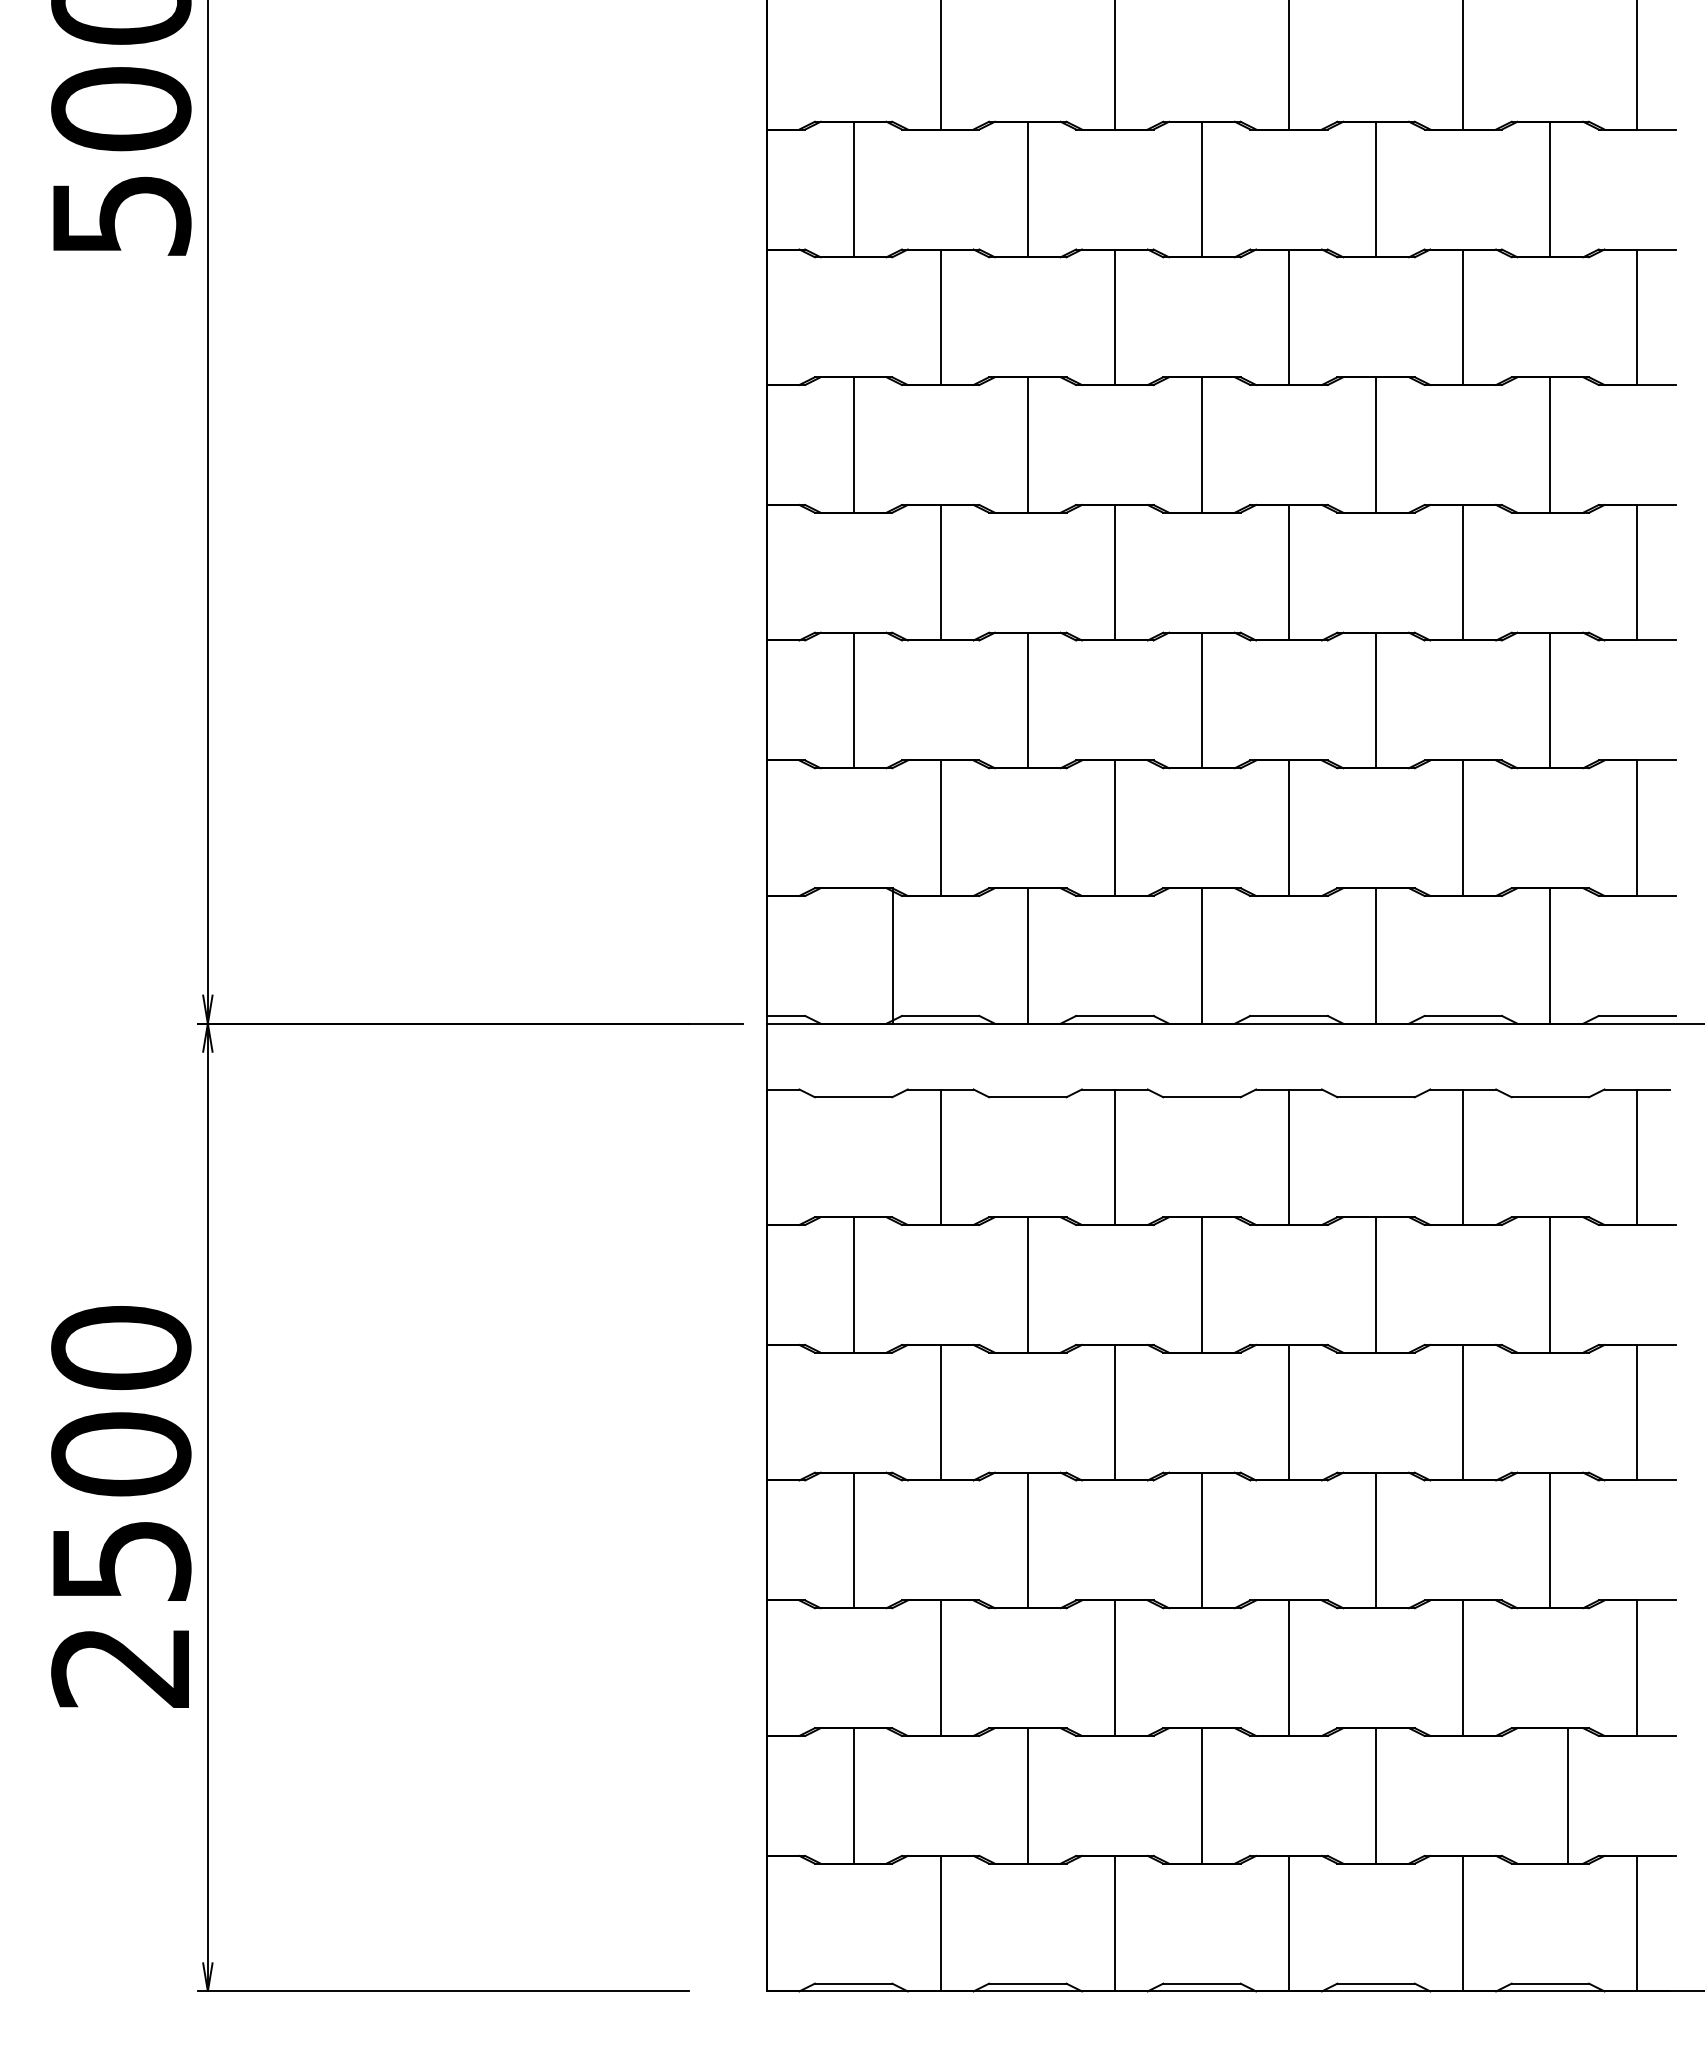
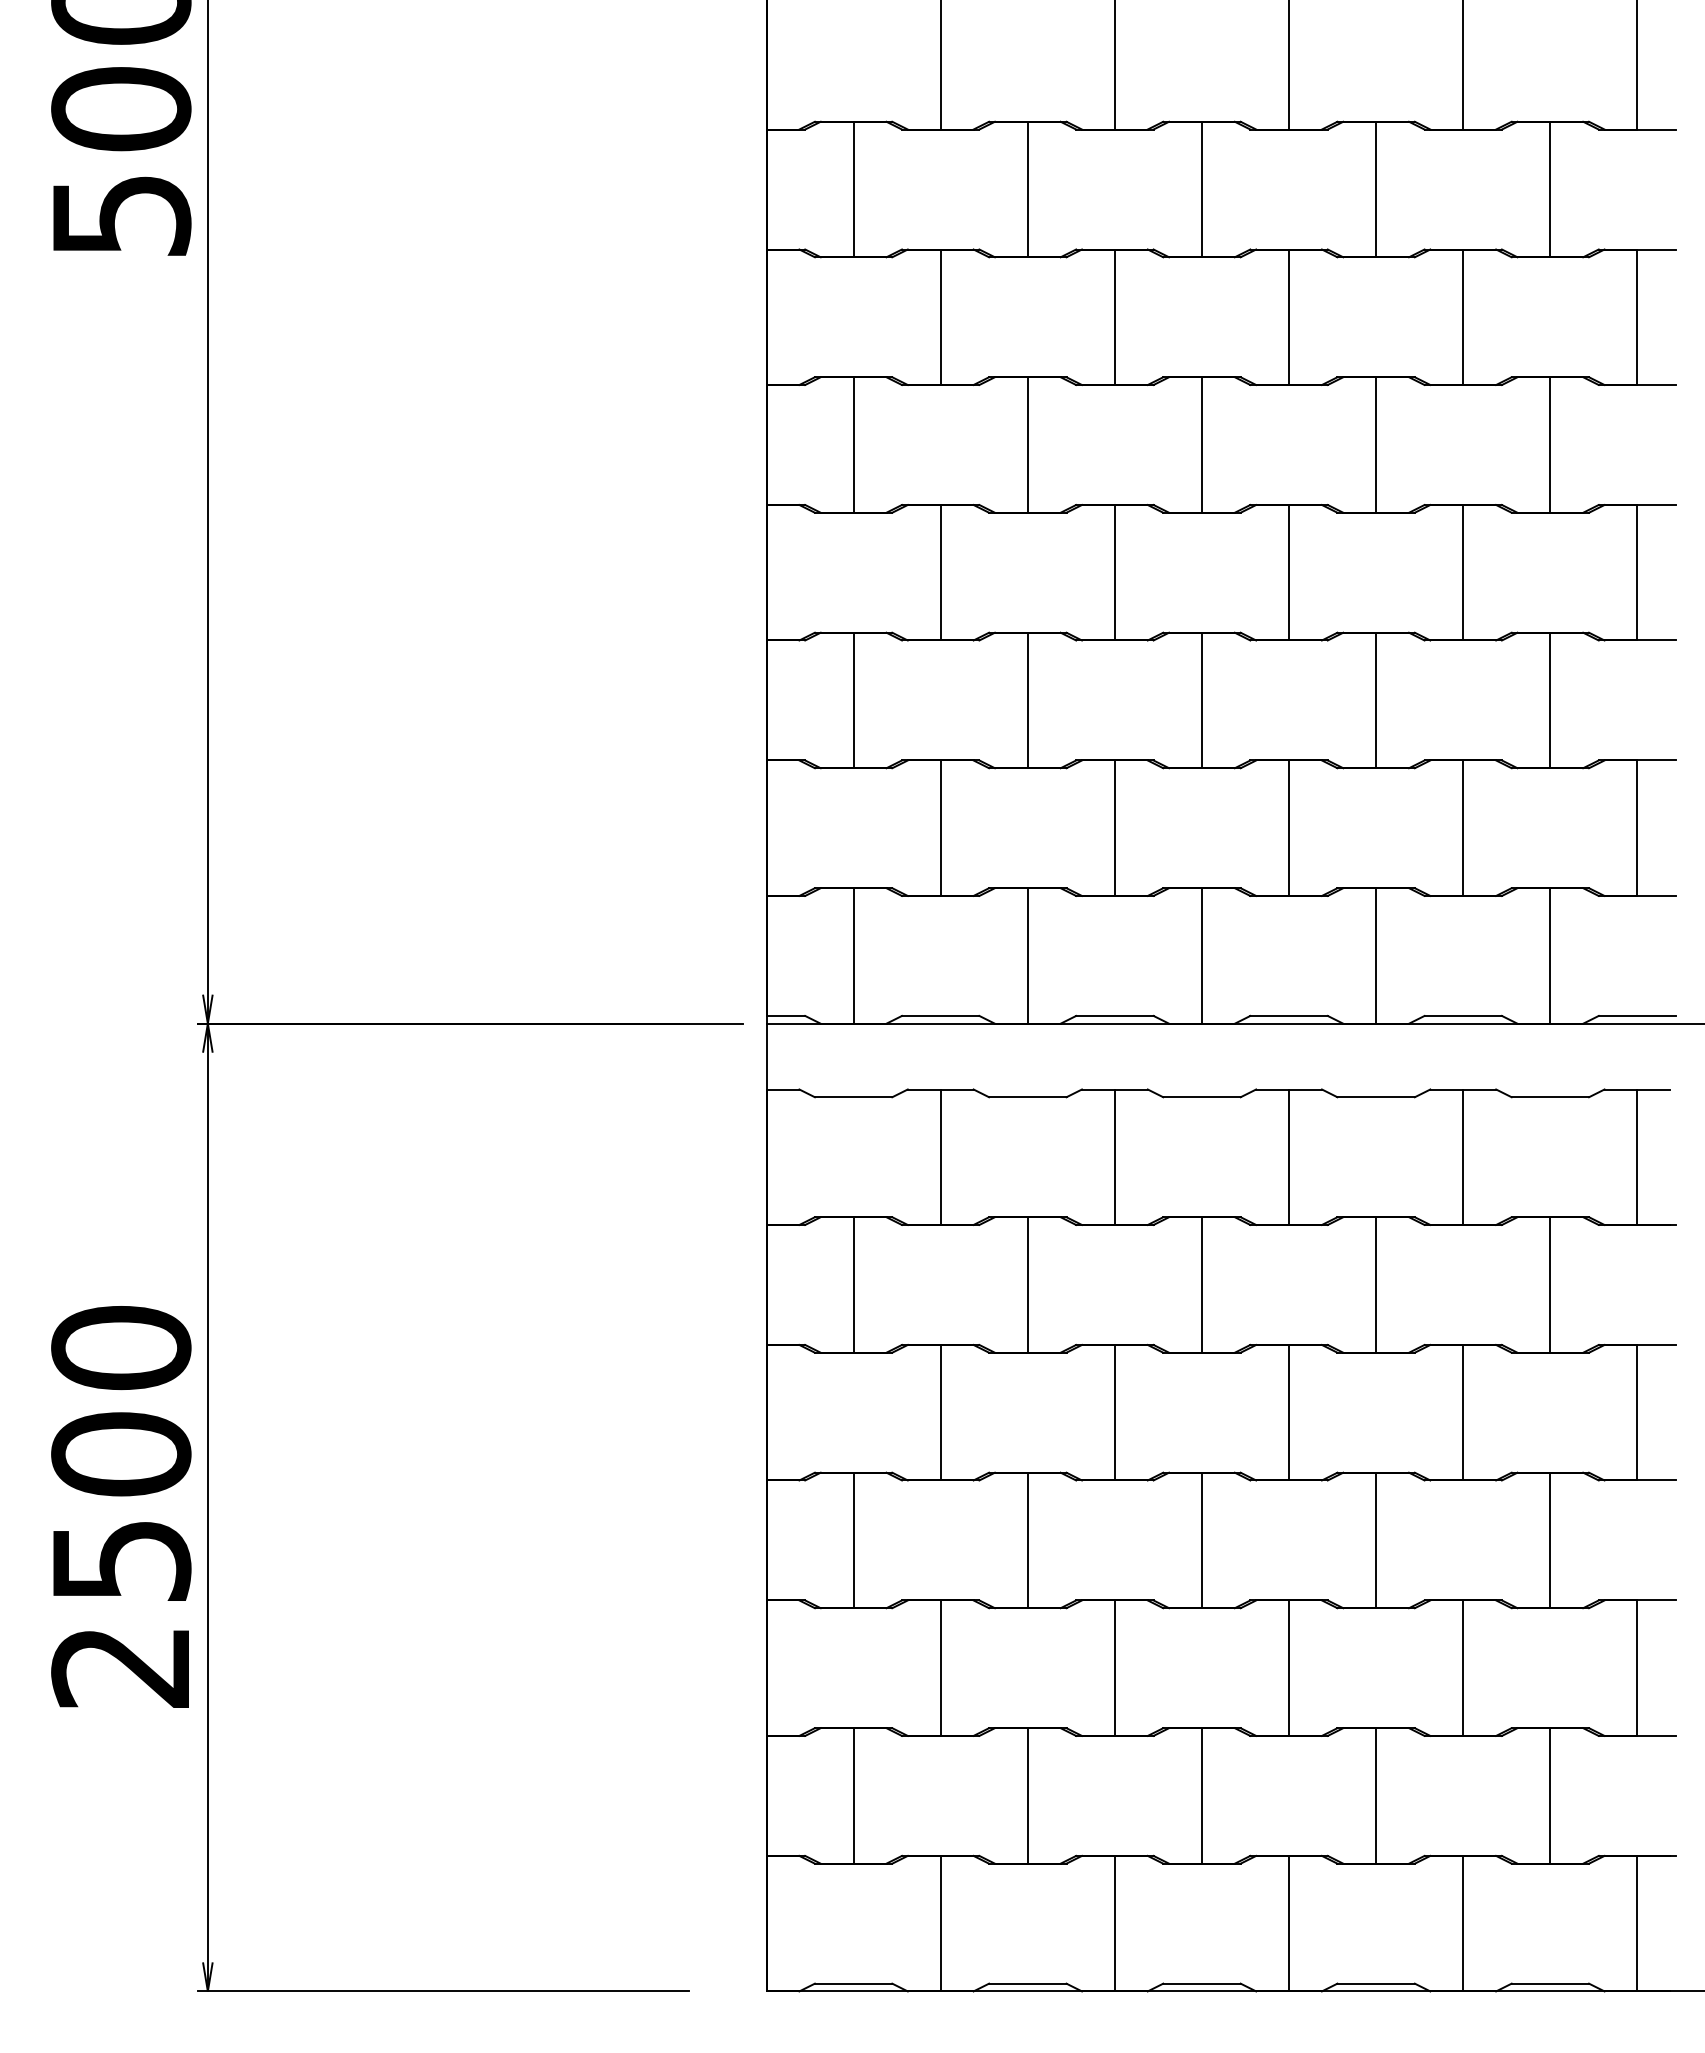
line position: (892, 955) -> (853, 955) (853, 955)
line position: (1568, 1795) -> (1550, 1795) (1550, 1795)
